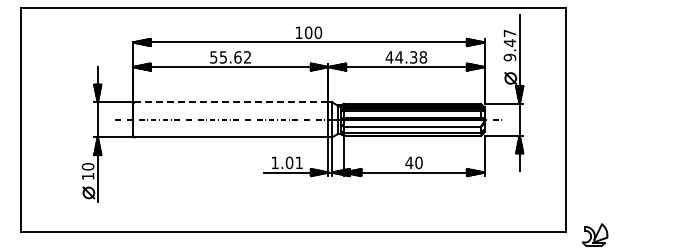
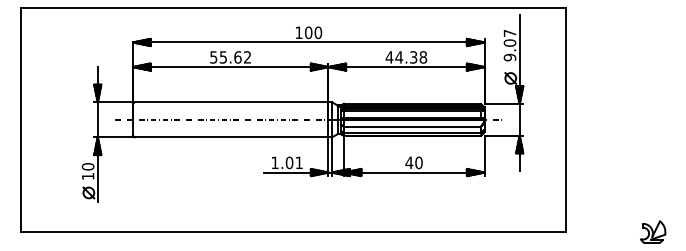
text: 9.47 -> 9.07 (509, 43)
line: dashed -> solid (231, 102)
part position: (595, 234) -> (653, 231) (653, 231)
